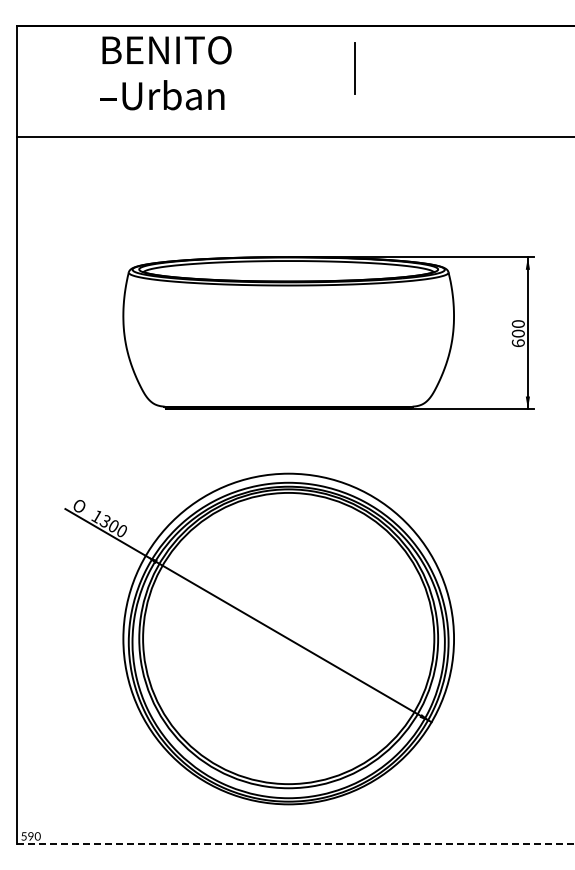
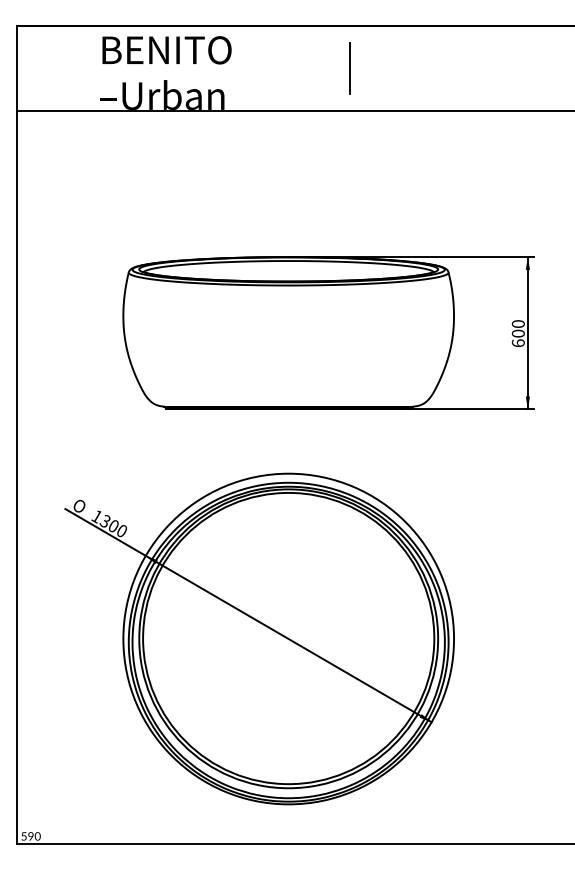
line position: (354, 68) -> (349, 68) (349, 68)
line position: (294, 136) -> (294, 110) (294, 110)
line: dashed -> solid (296, 843)
